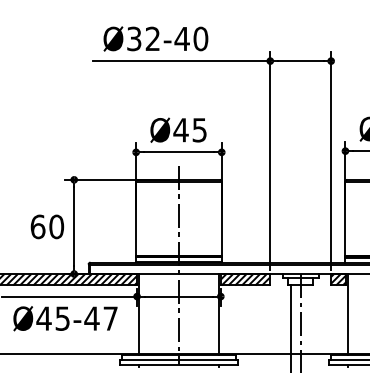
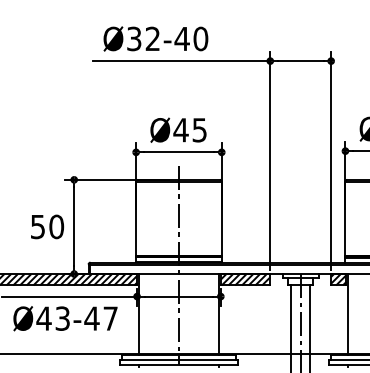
text: 60 -> 50 (37, 226)
text: Ø45-47 -> Ø43-47 (62, 318)
line: none -> present (310, 327)
